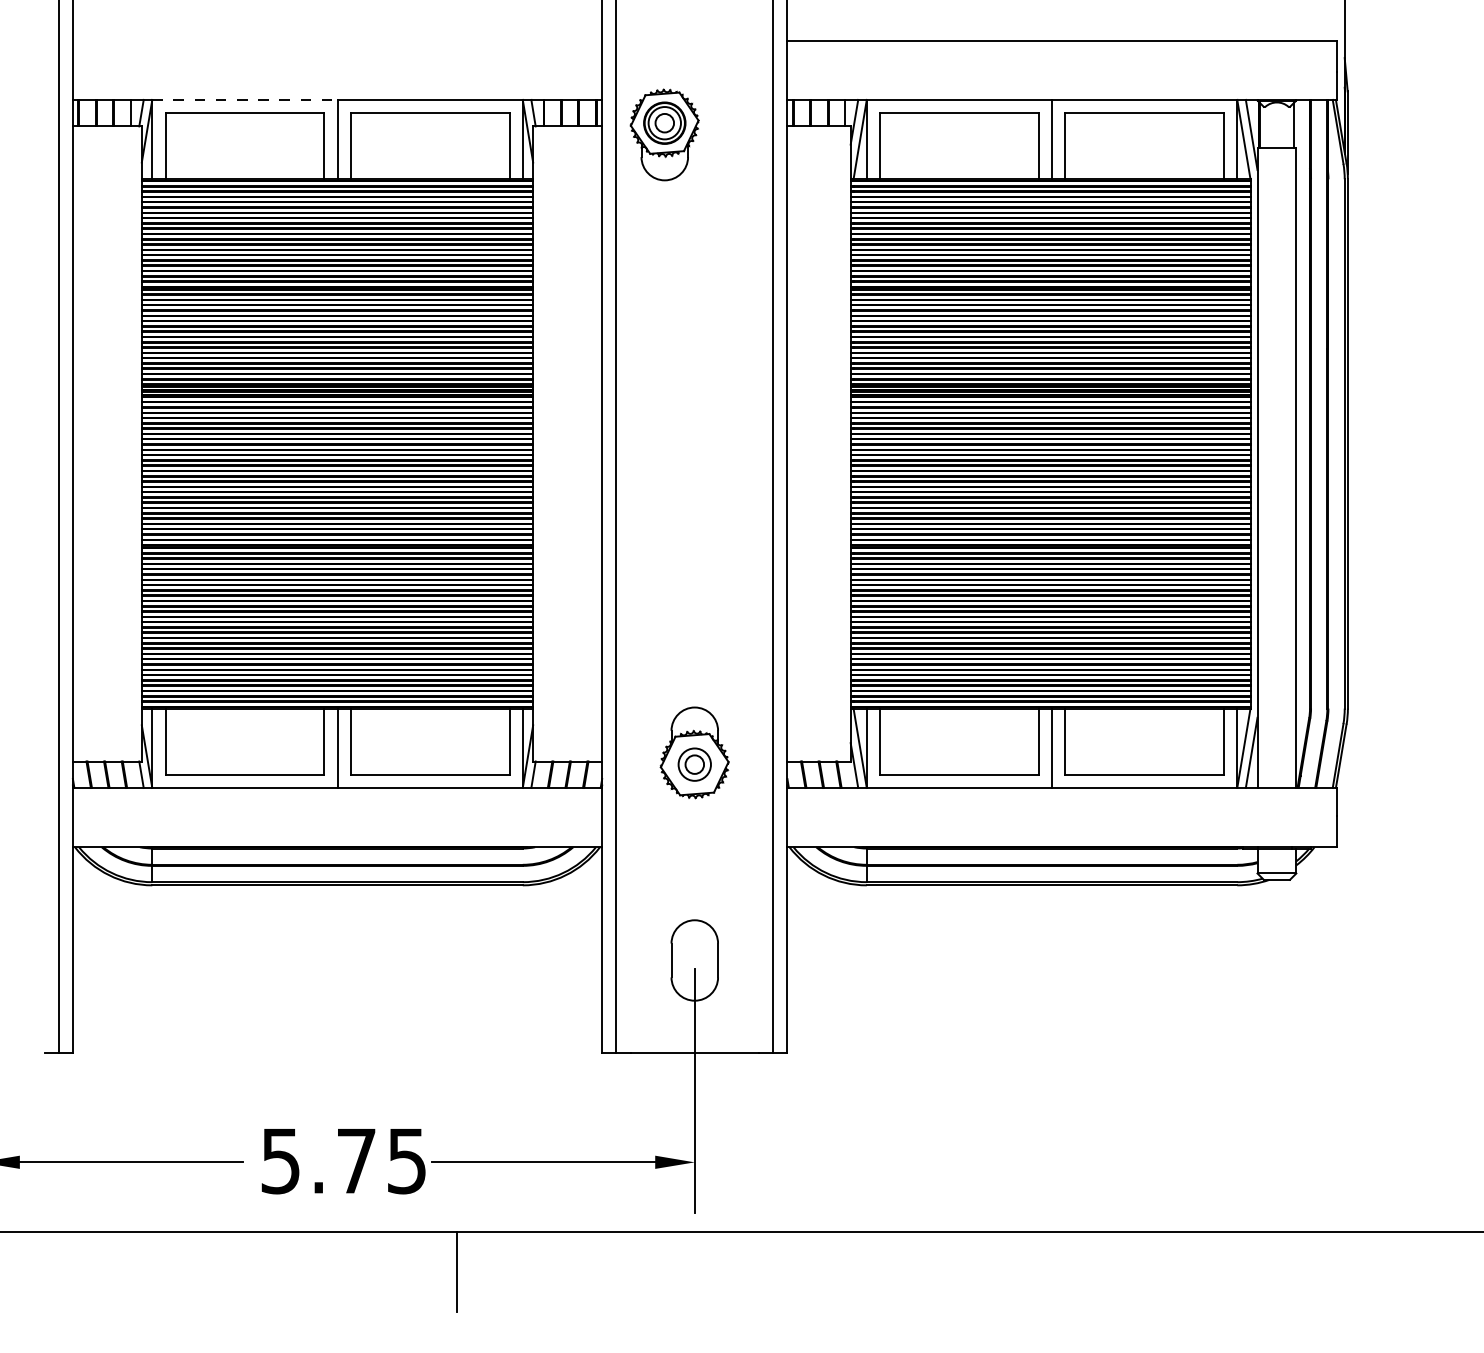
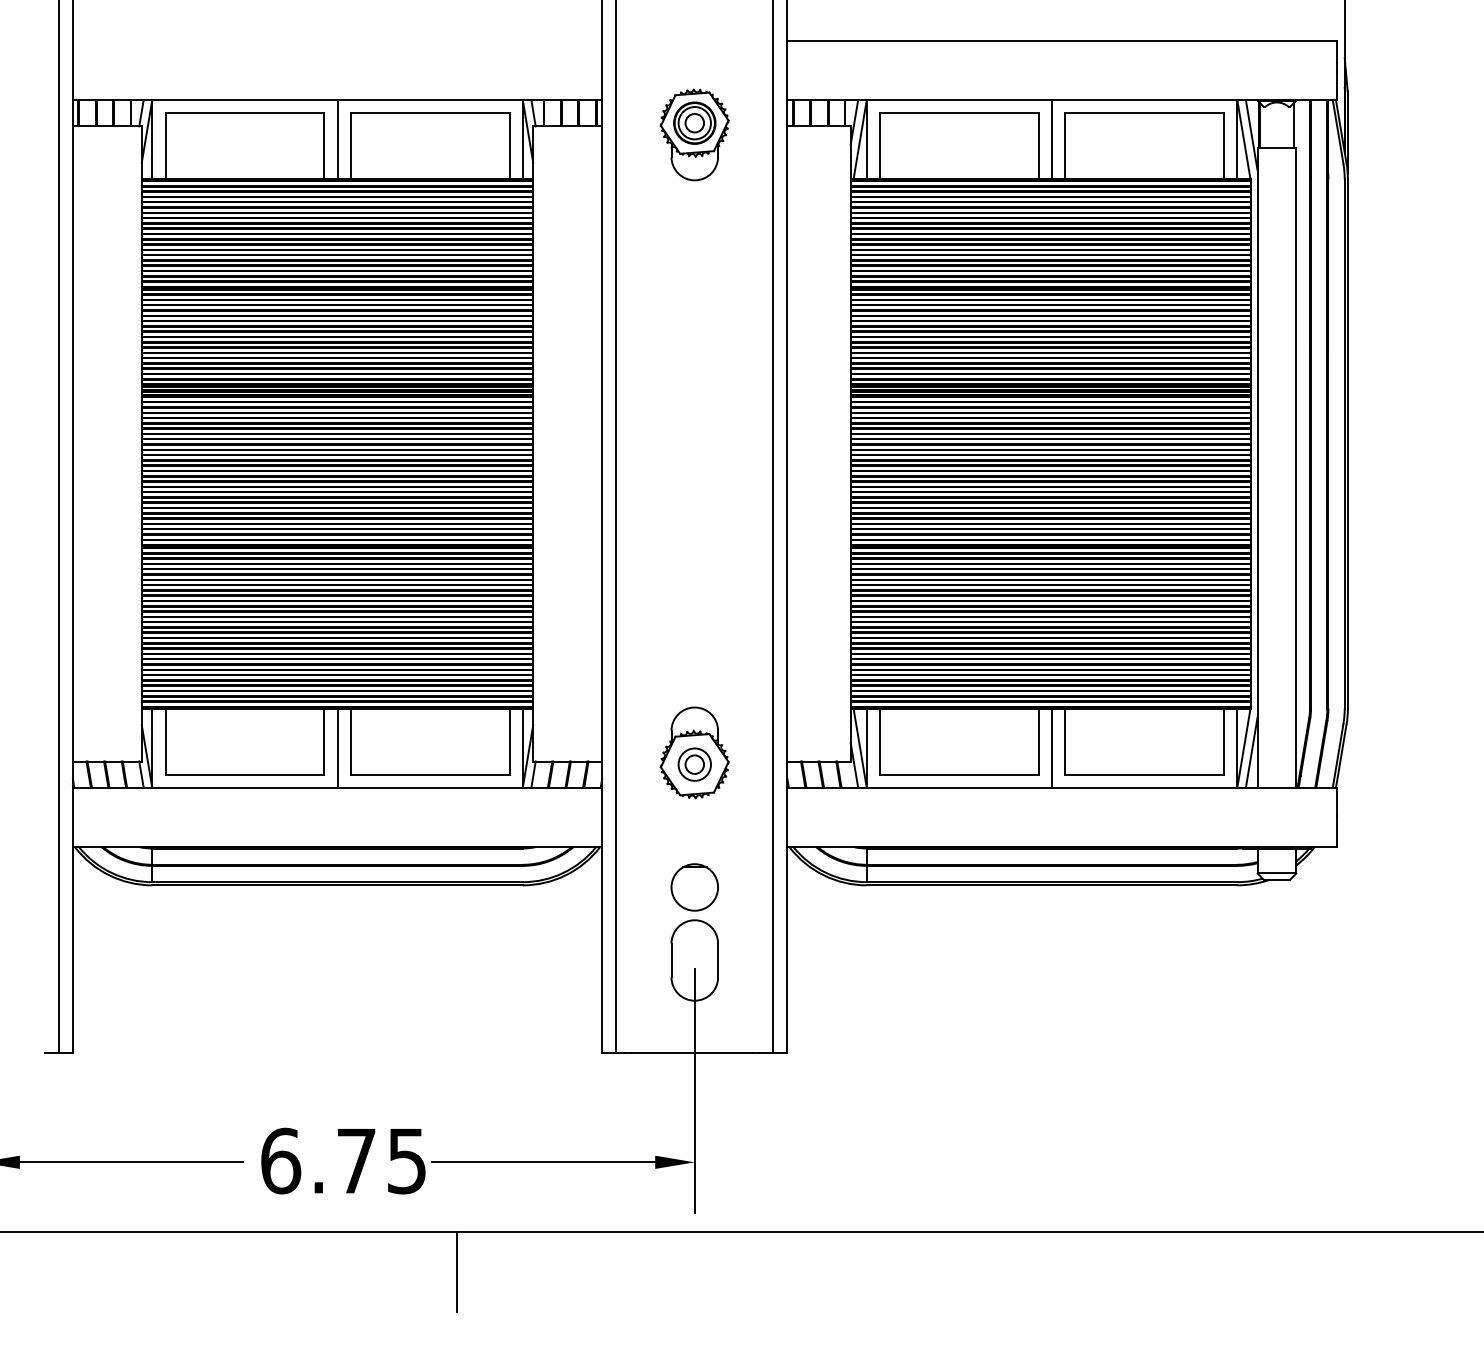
line: dashed -> solid (244, 99)
part position: (664, 134) -> (694, 134) (694, 134)
part: none -> present (694, 887)
text: 5.75 -> 6.75 (281, 1160)
